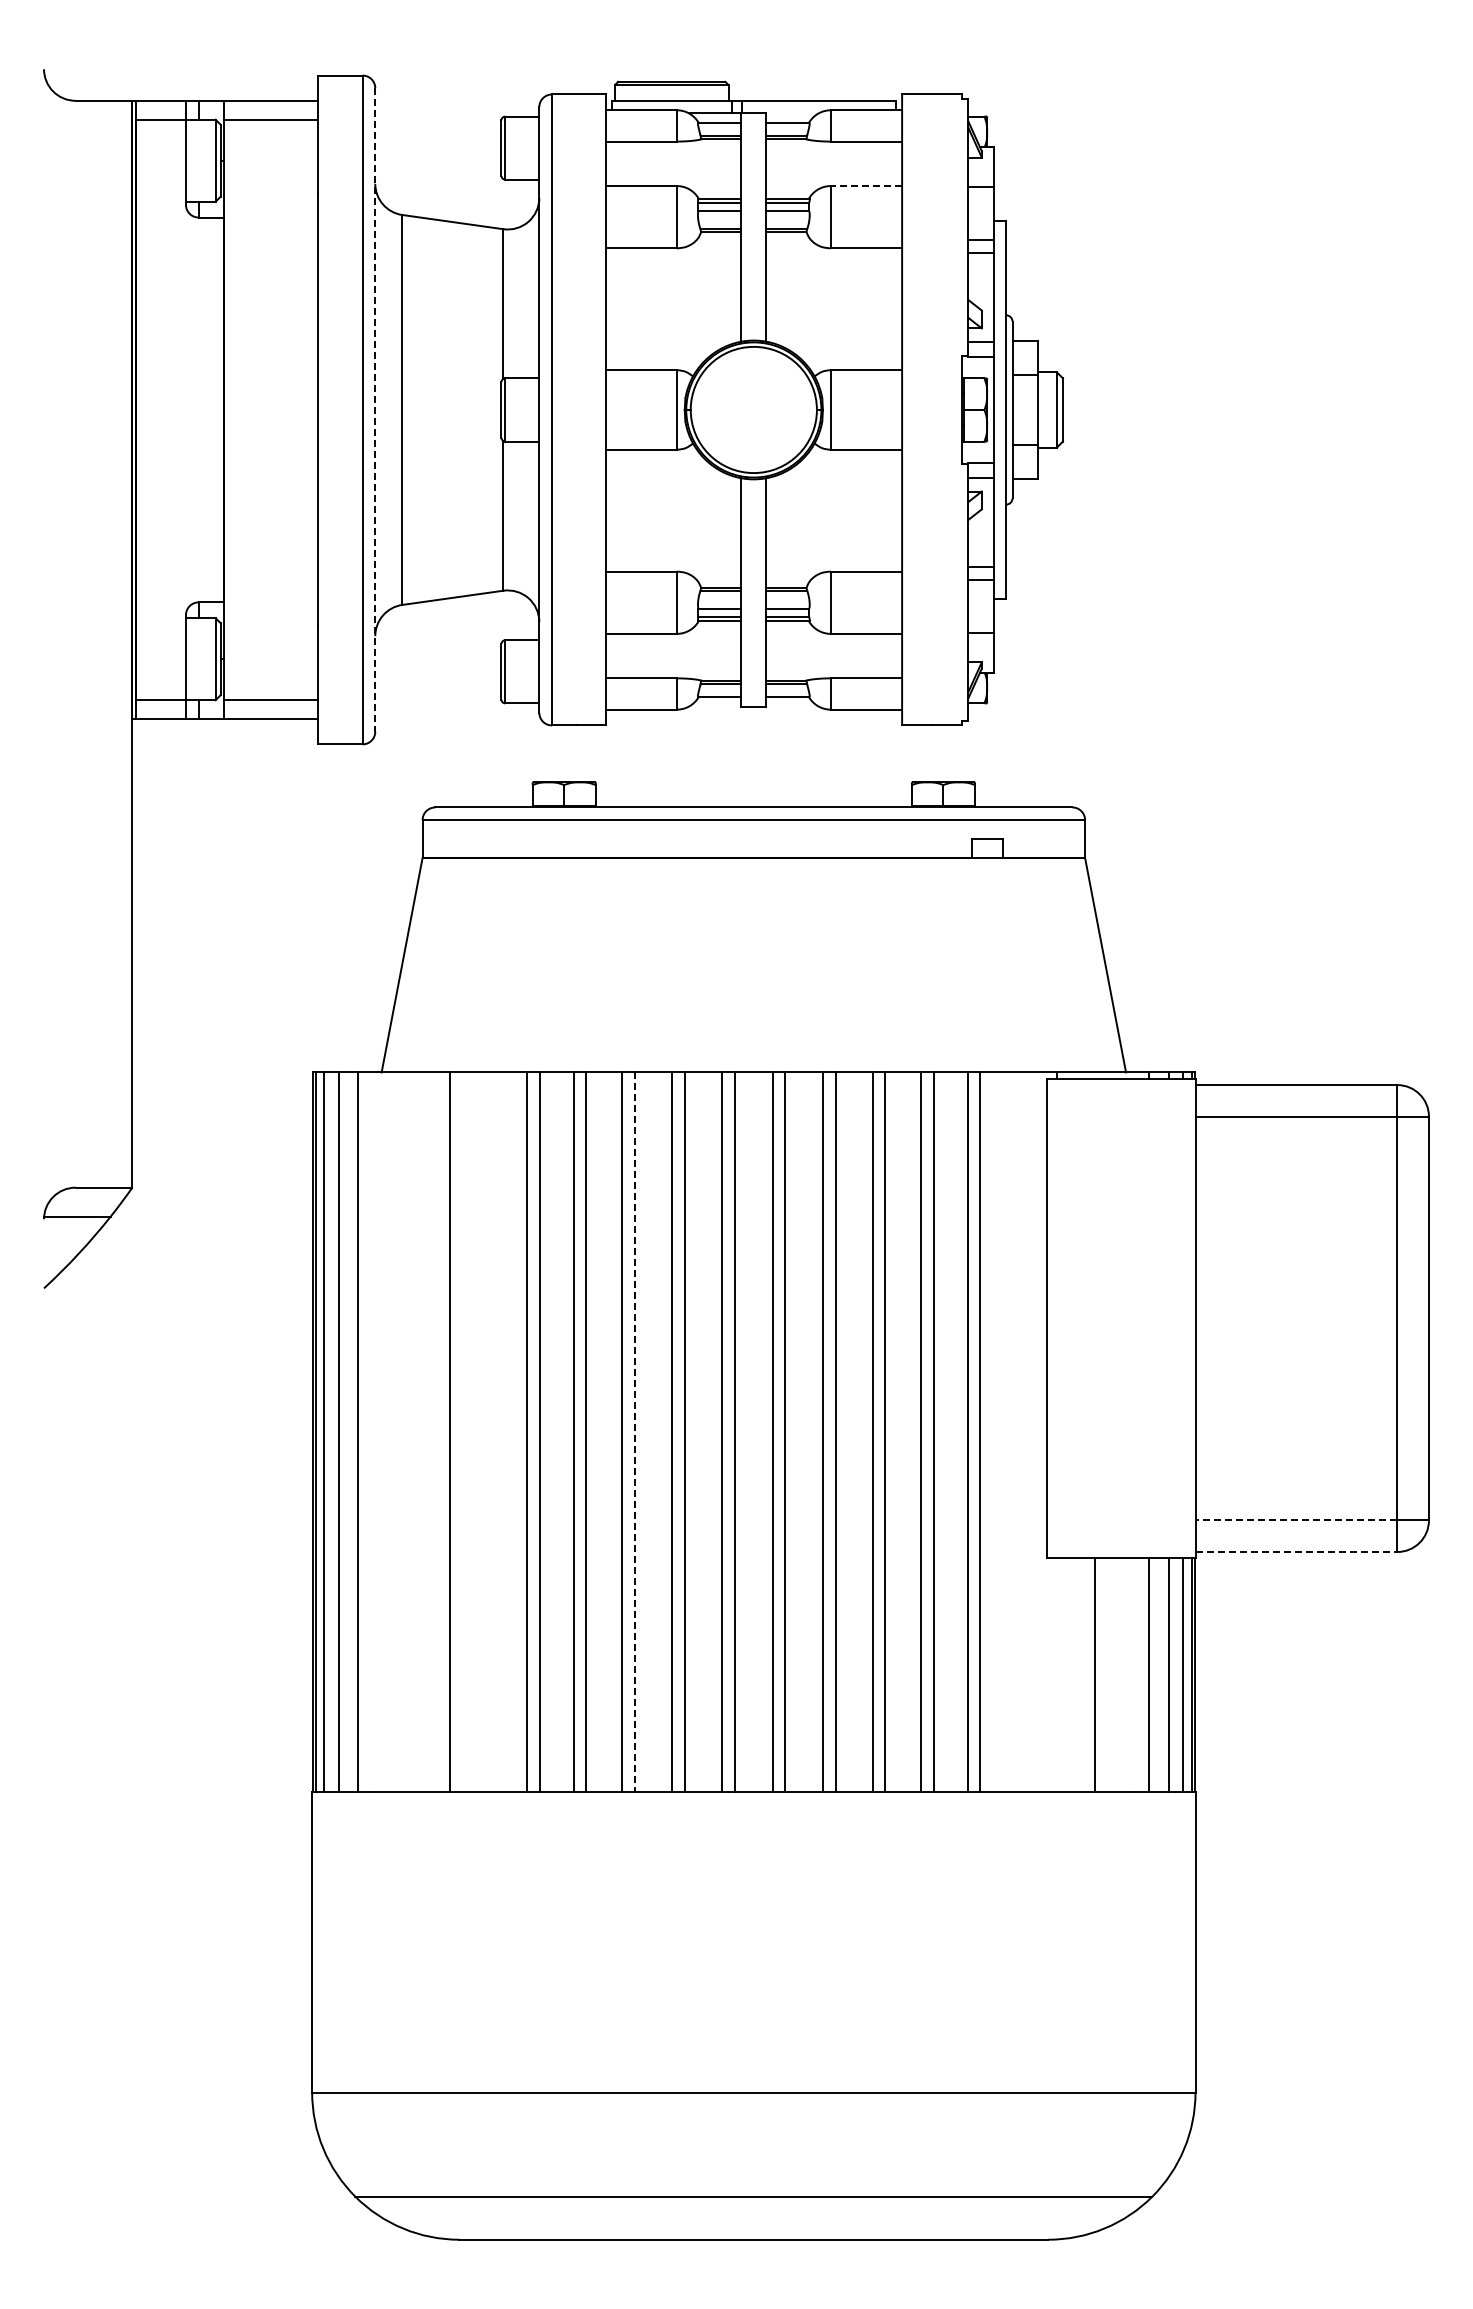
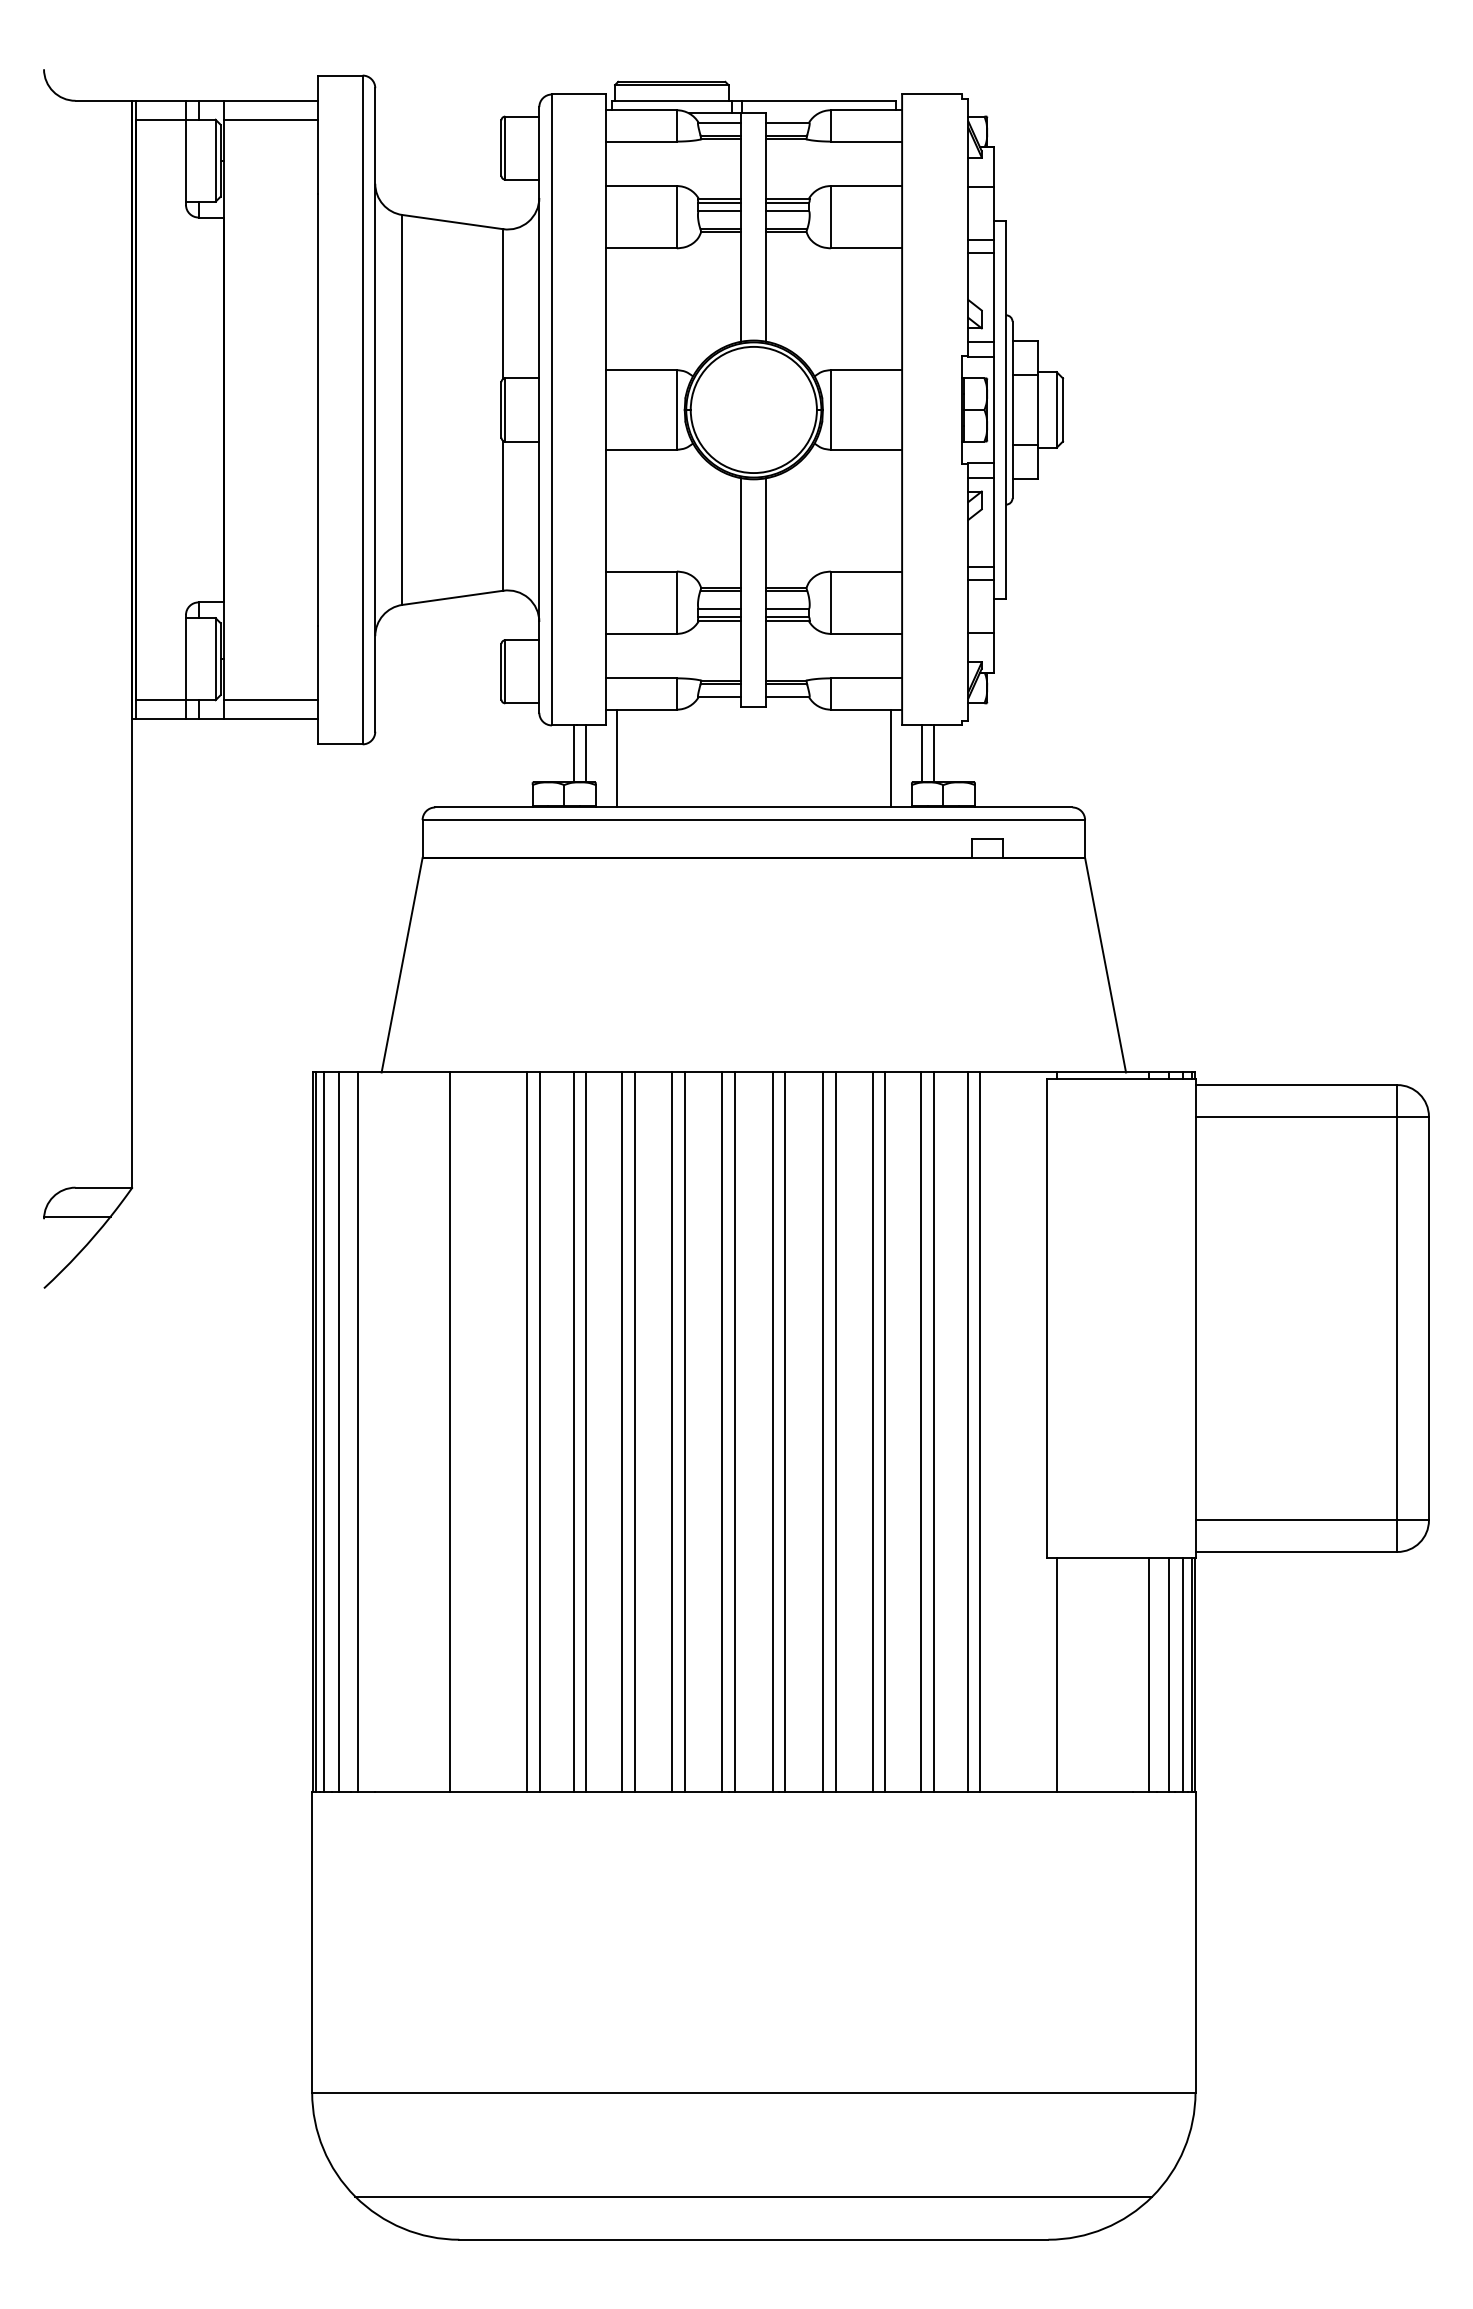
line: dashed -> solid (866, 186)
line: dashed -> solid (375, 409)
line: none -> present (574, 753)
line: none -> present (585, 753)
line: none -> present (922, 753)
line: none -> present (933, 753)
line: none -> present (616, 758)
line: none -> present (891, 758)
line: dashed -> solid (634, 1432)
line: dashed -> solid (1296, 1520)
line: dashed -> solid (1296, 1551)
line position: (1095, 1674) -> (1057, 1674) (1057, 1674)
